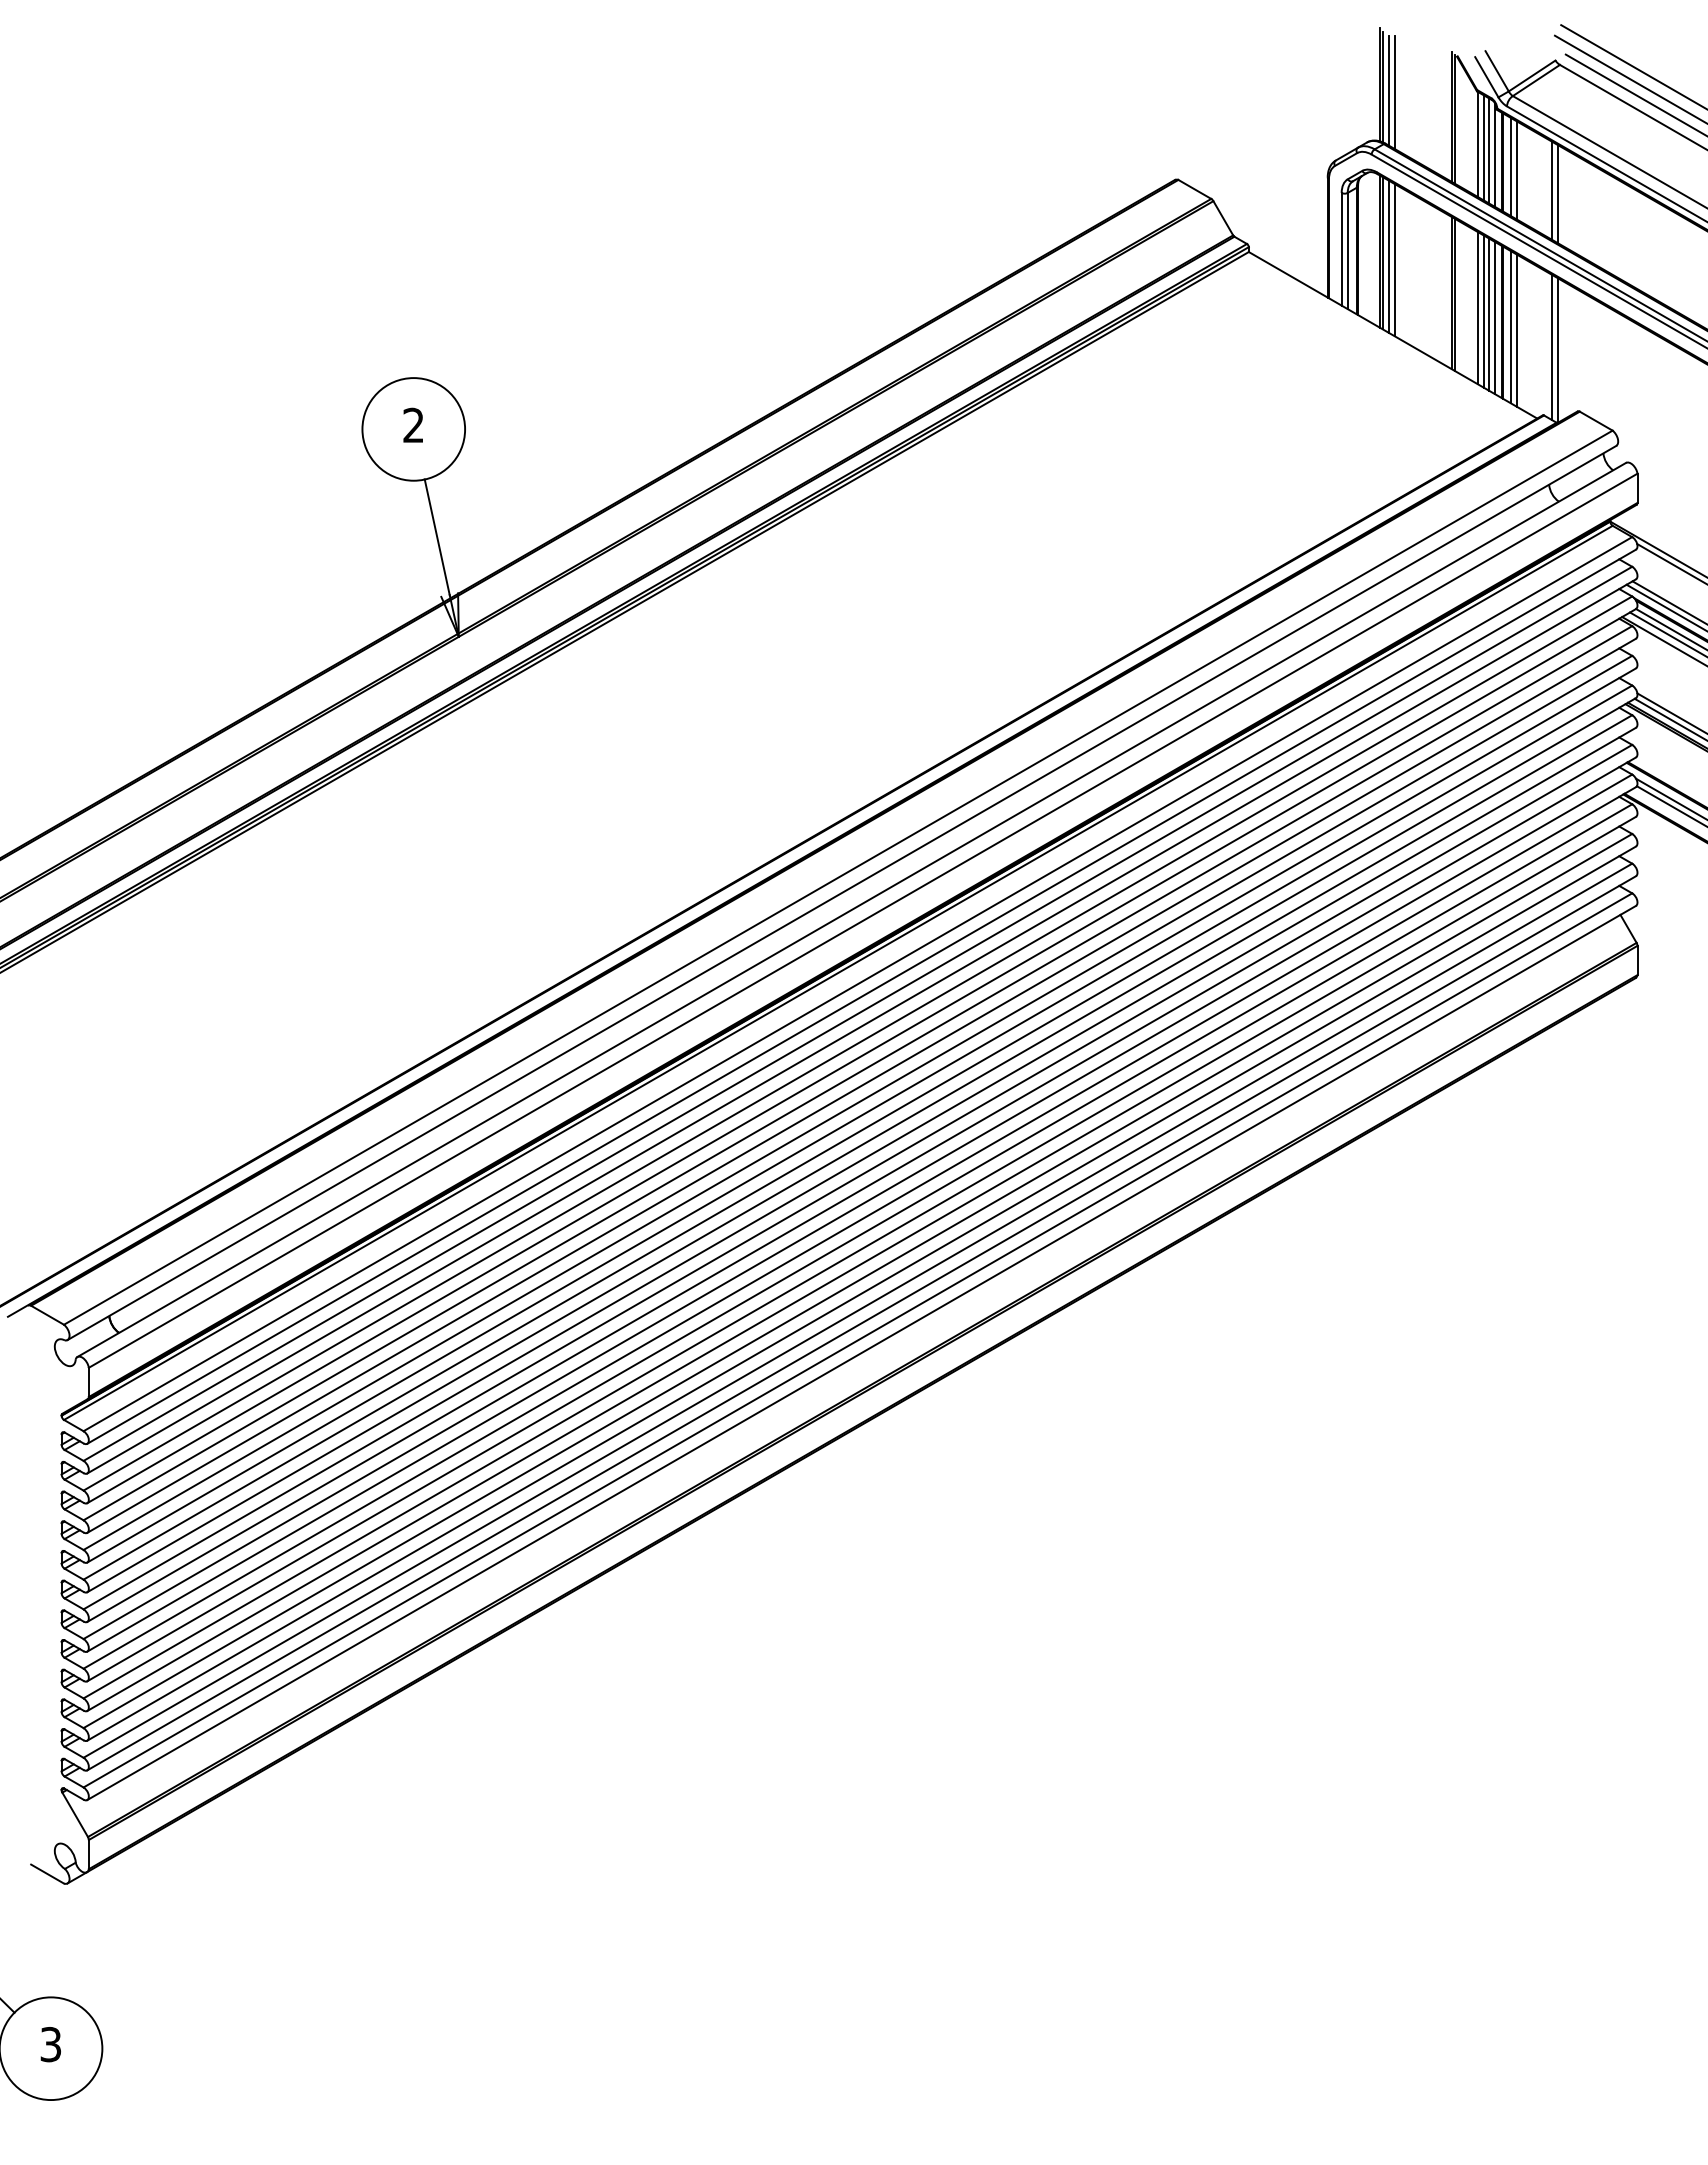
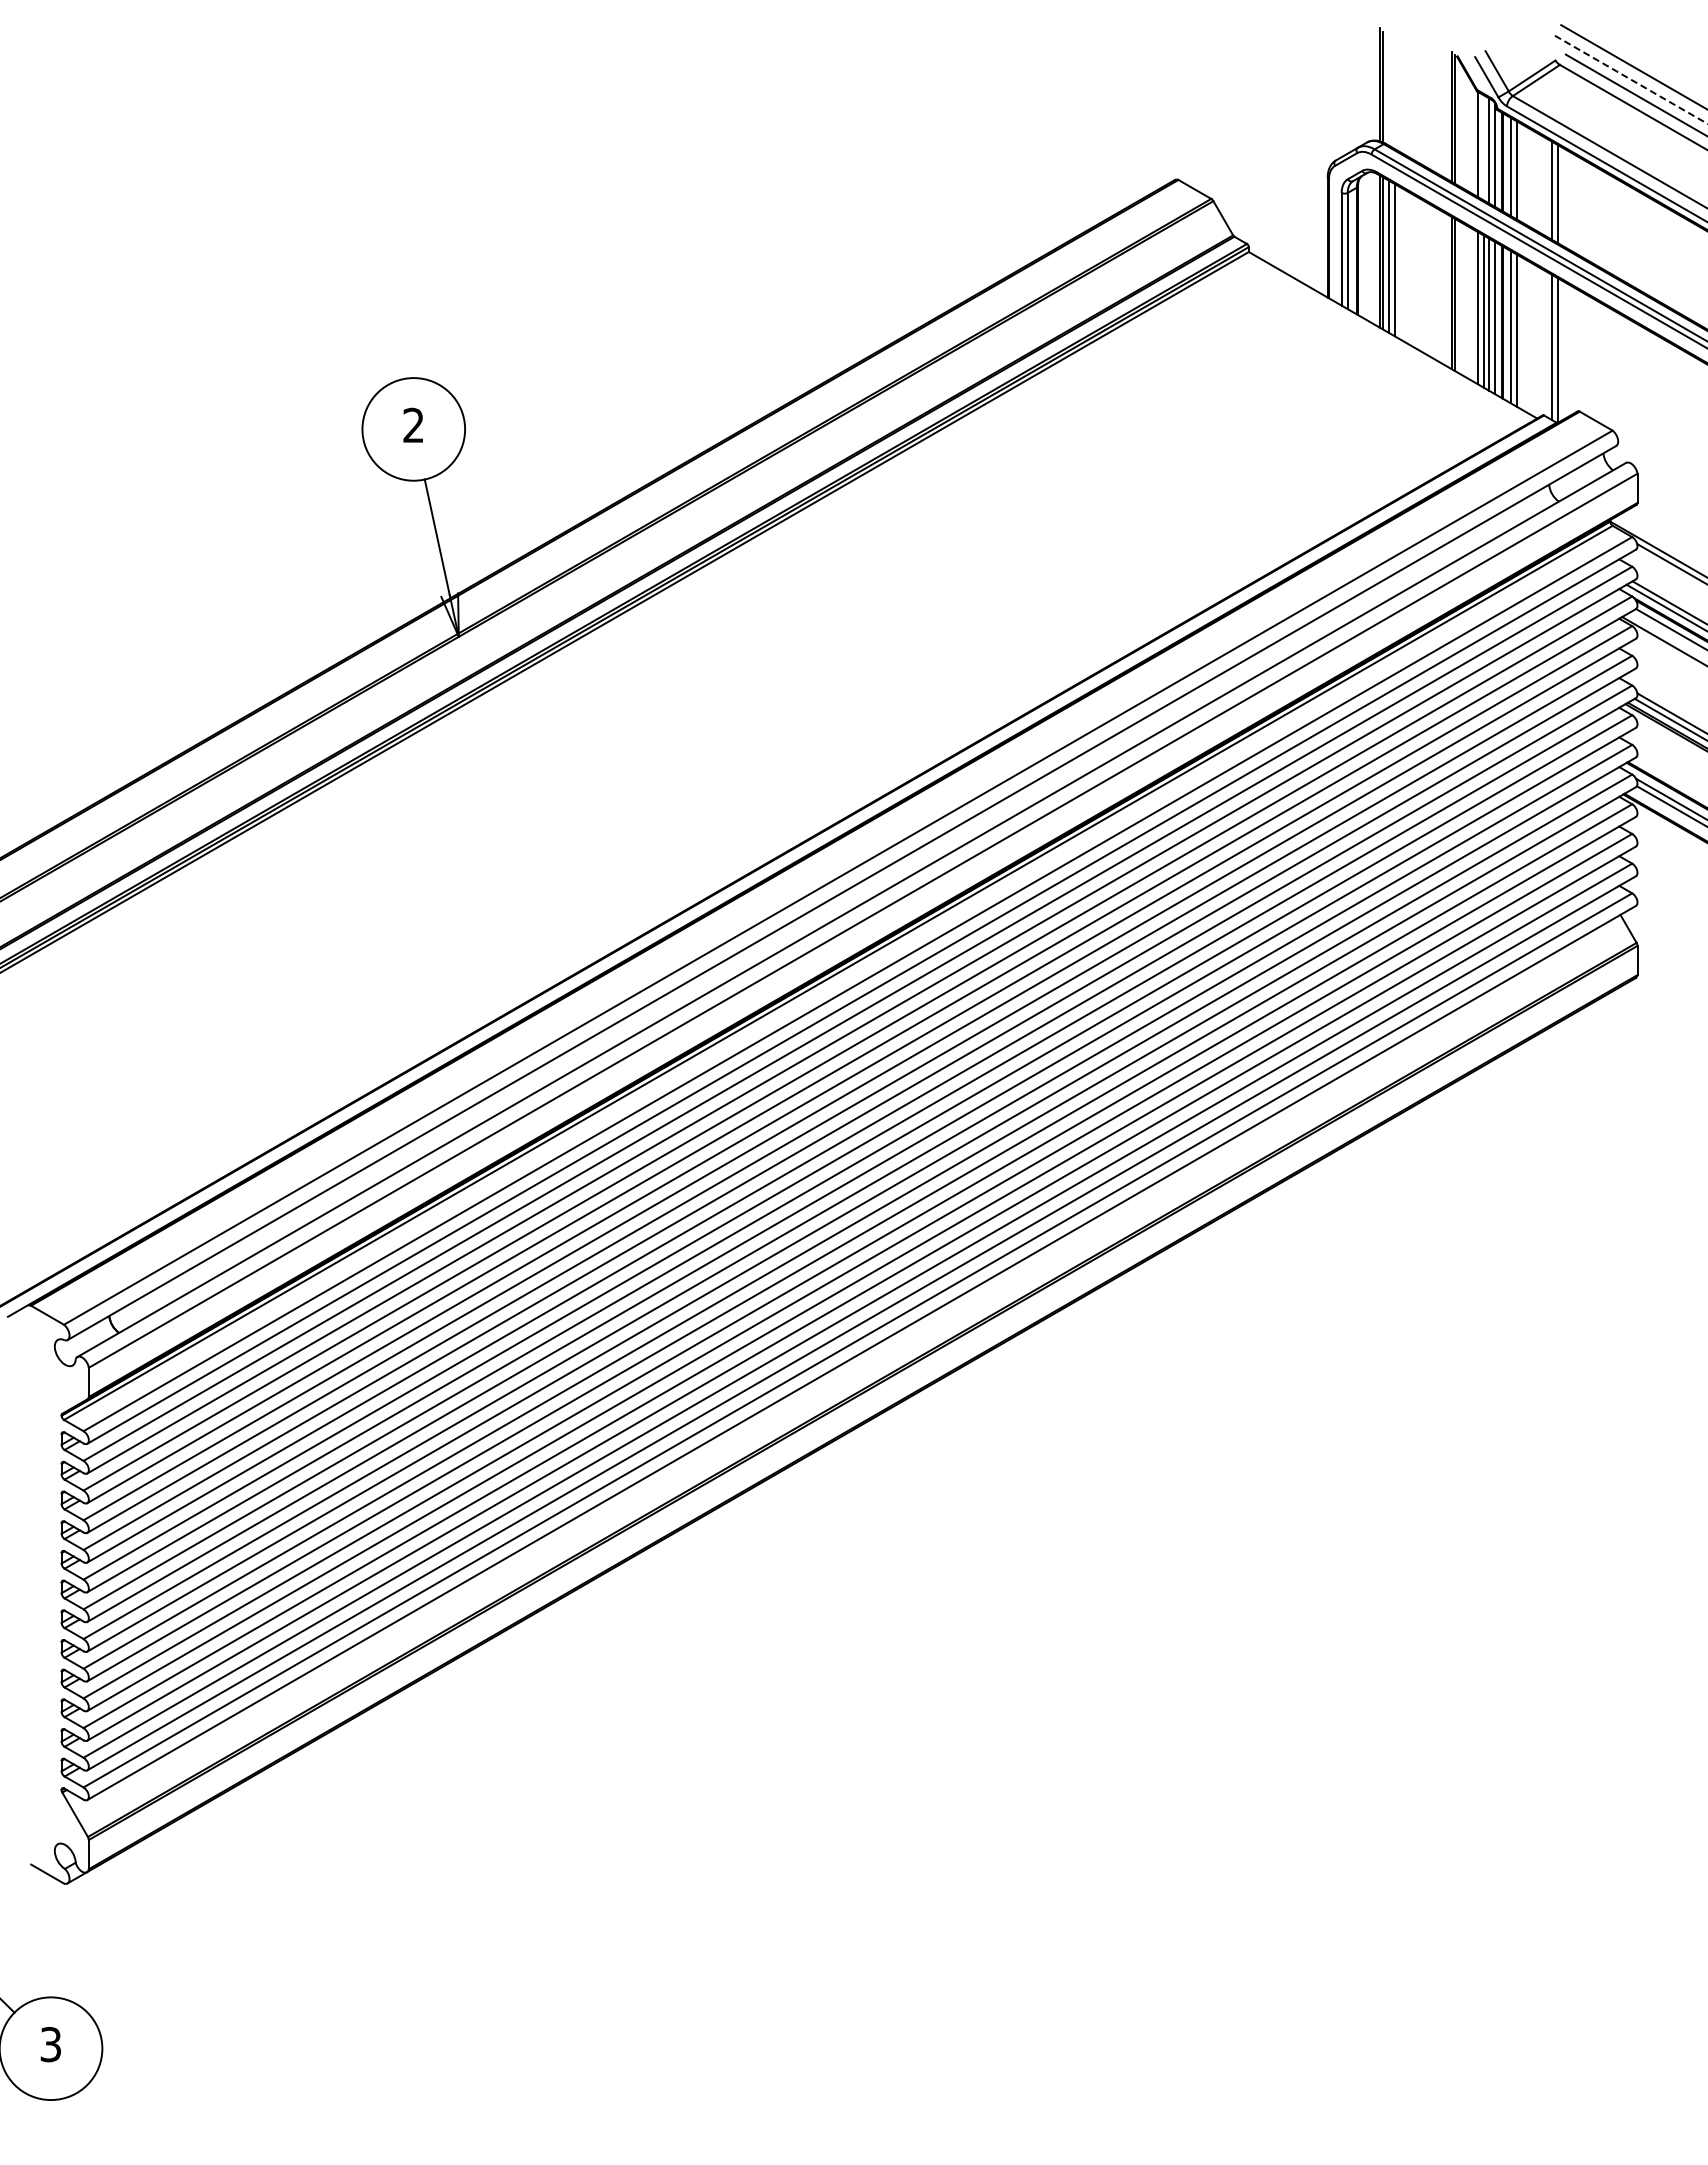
line: solid -> dashed (1631, 80)
line: present -> none (1389, 90)
line: present -> none (1395, 92)
line: present -> none (1483, 147)
line: present -> none (1667, 633)
